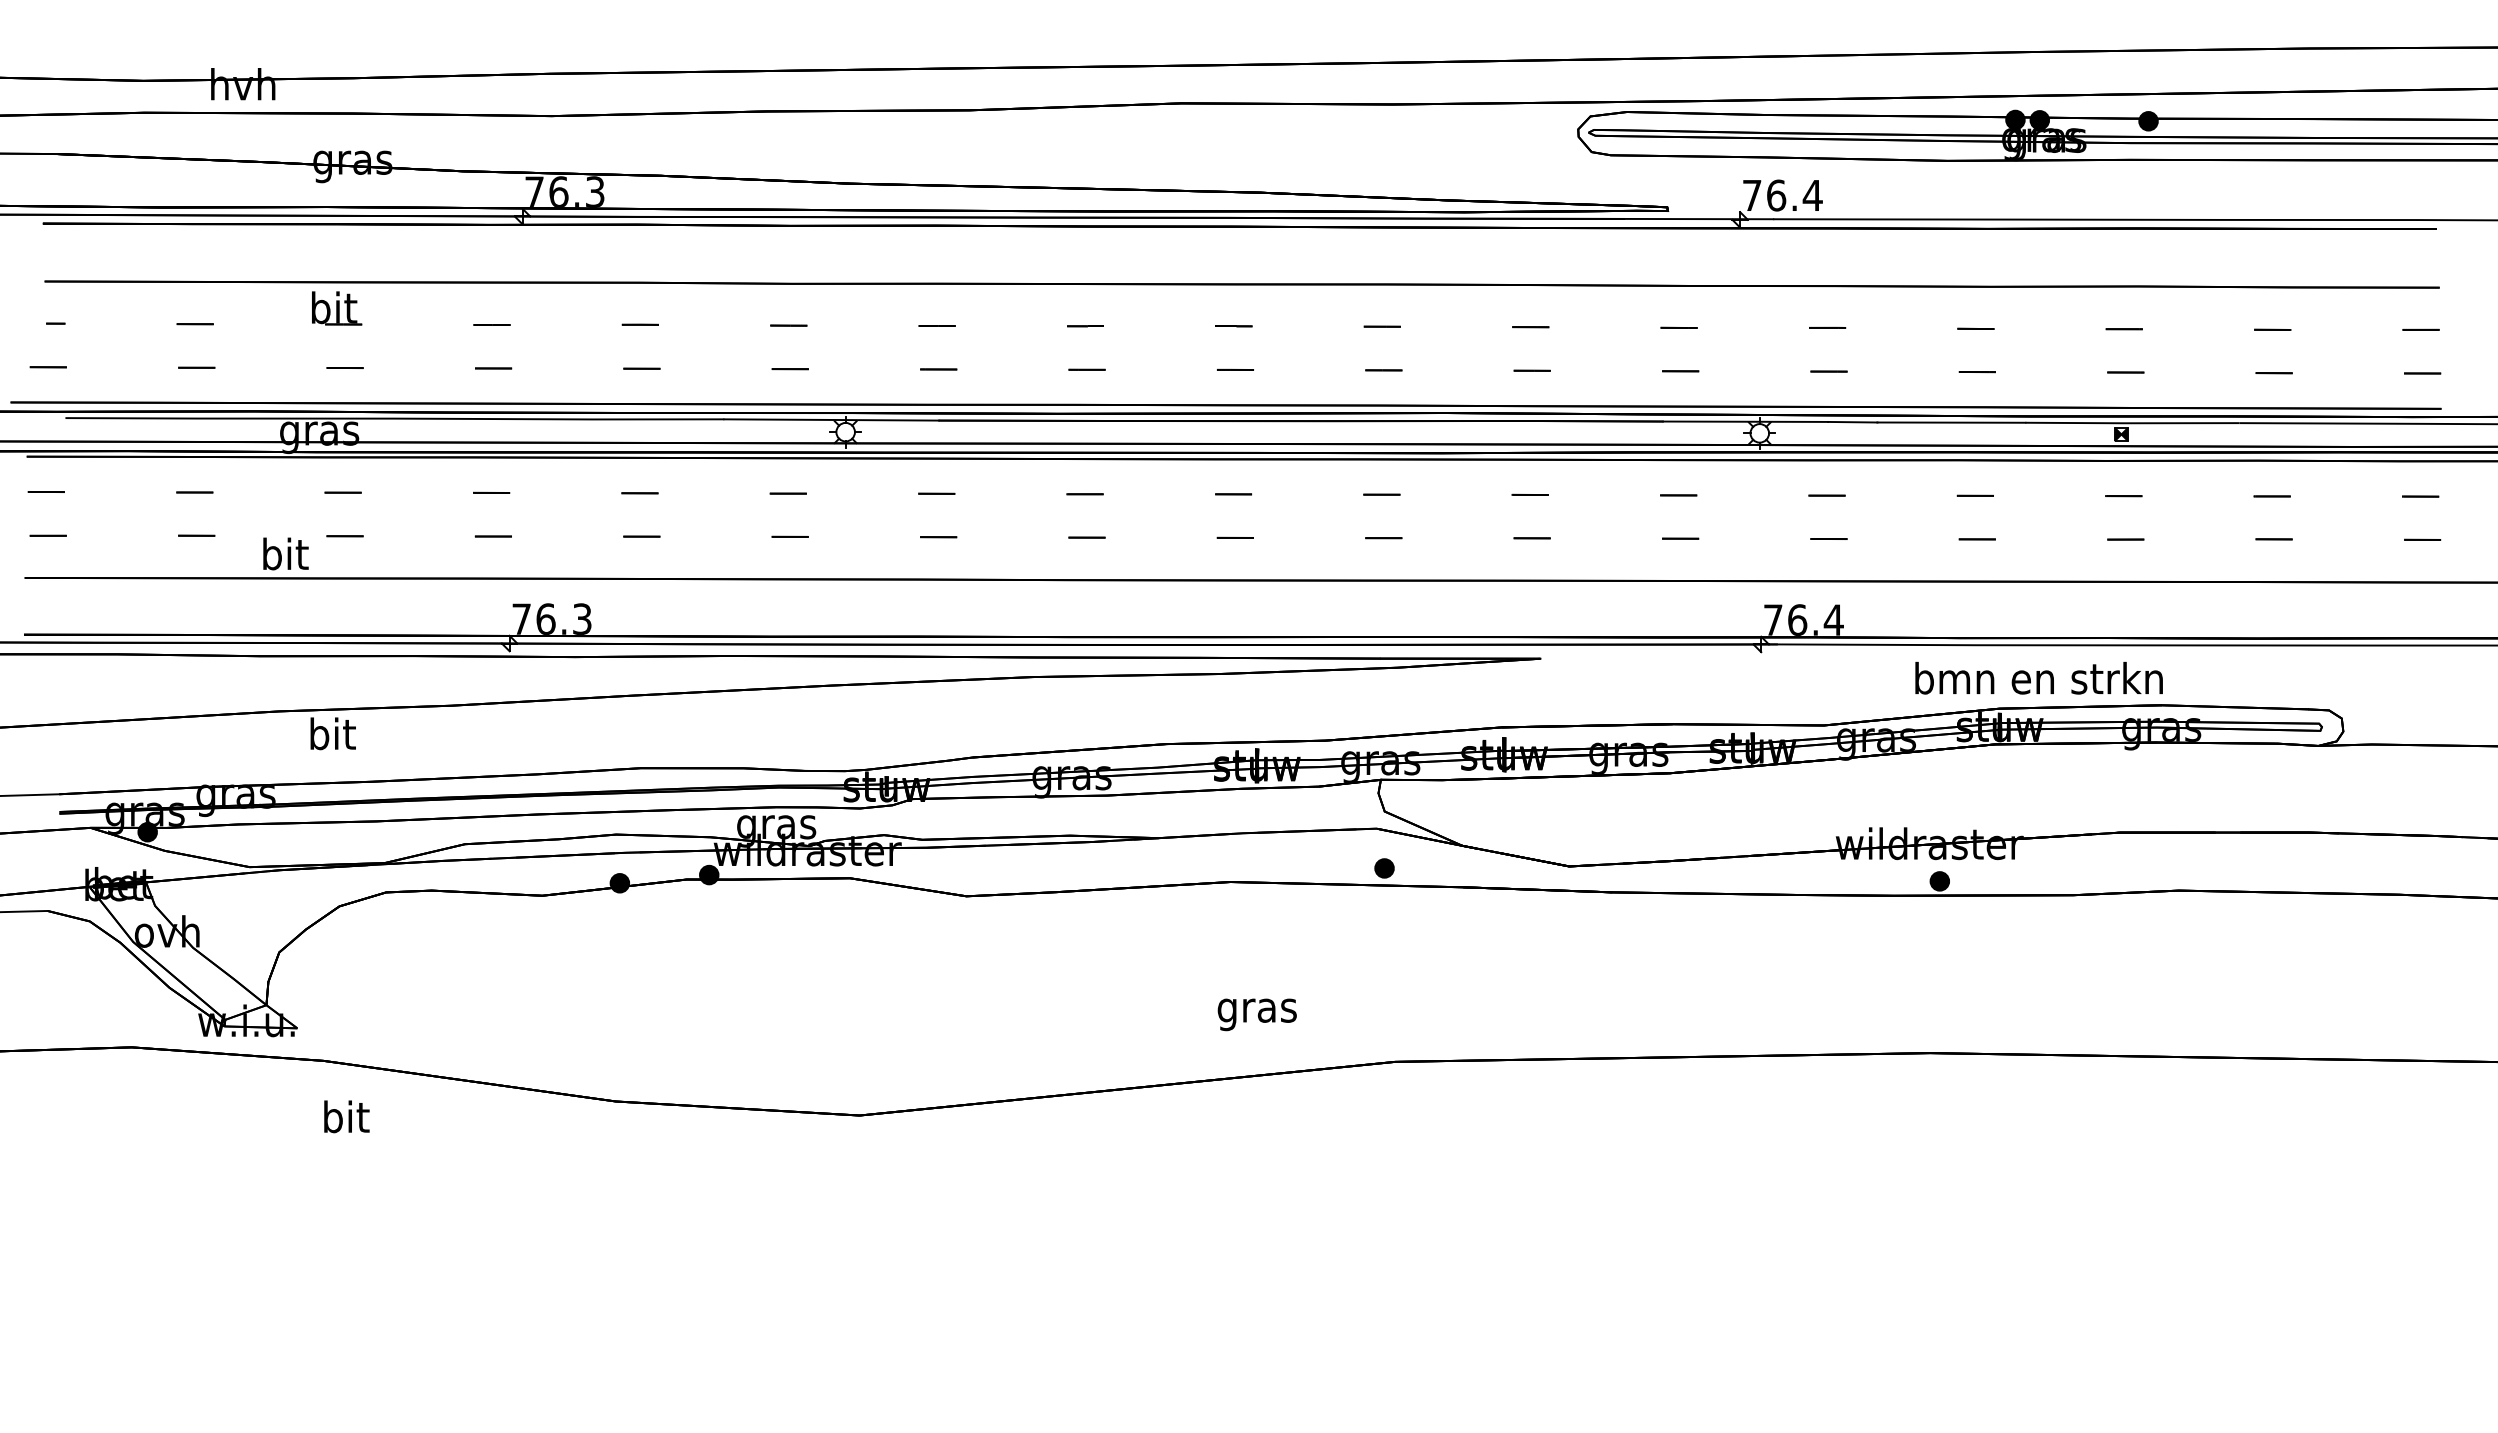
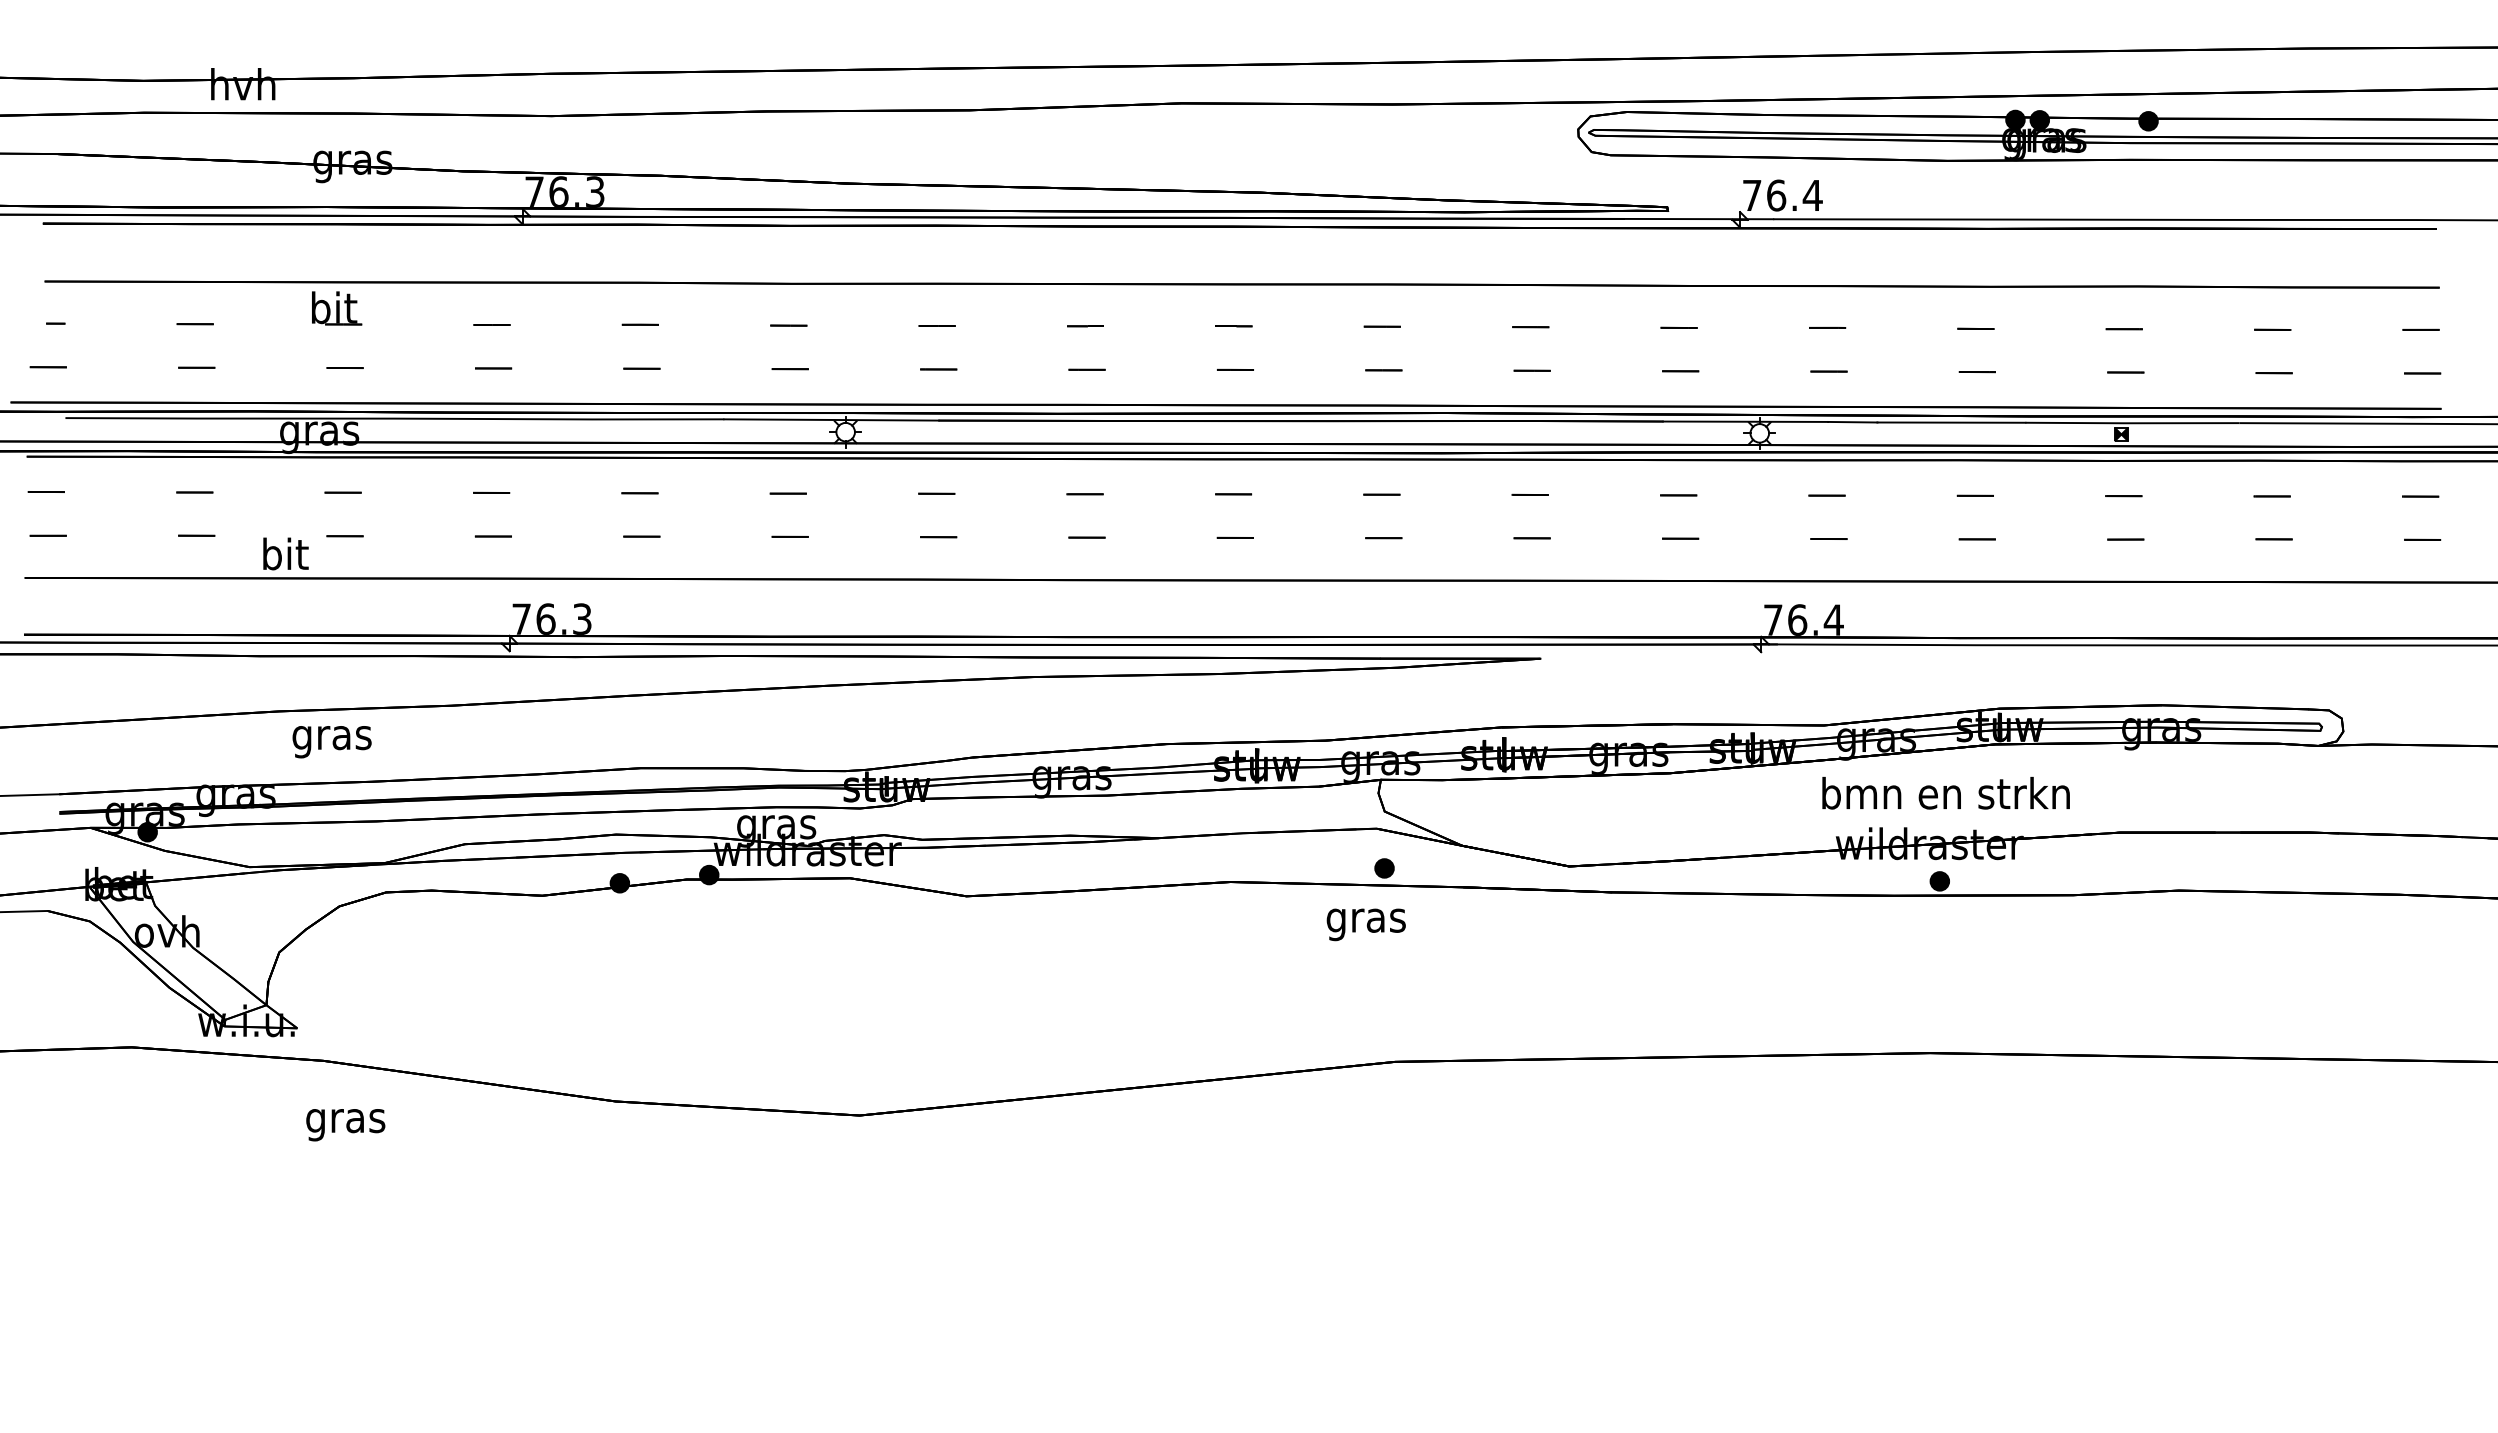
text position: (2038, 678) -> (1945, 793) (1945, 793)
text: bit -> gras (331, 737)
text position: (1256, 1014) -> (1365, 924) (1365, 924)
text: bit -> gras (345, 1120)
